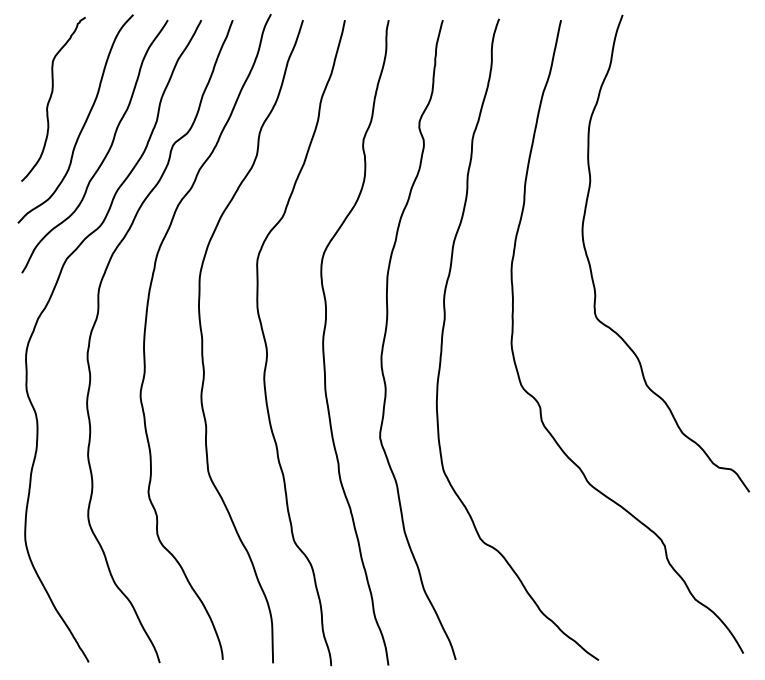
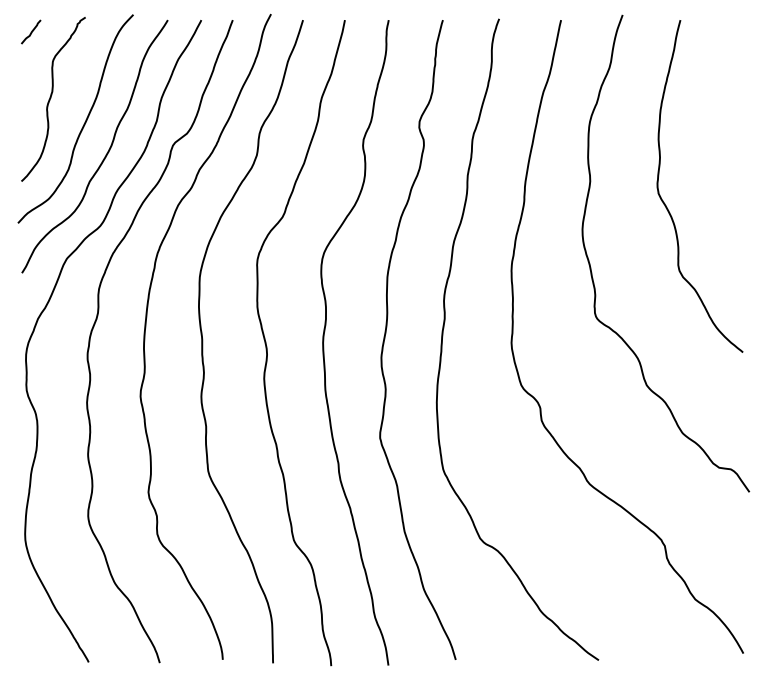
curve: none -> present (31, 31)
curve: none -> present (665, 203)
